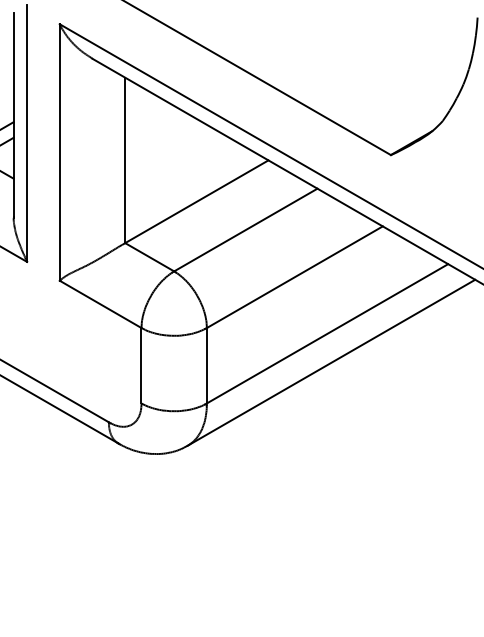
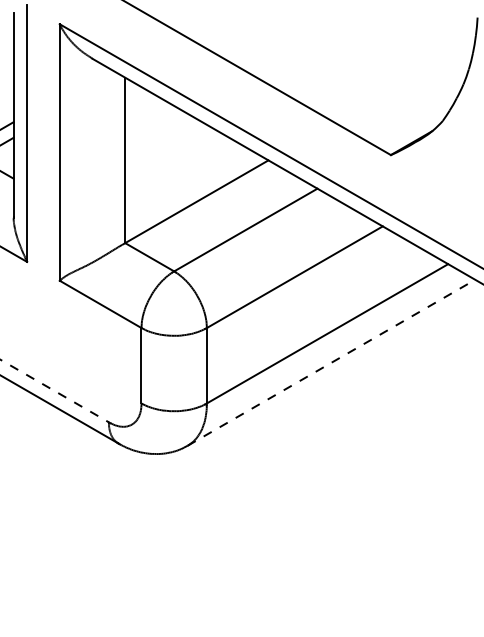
line: solid -> dashed (331, 362)
line: solid -> dashed (55, 391)
